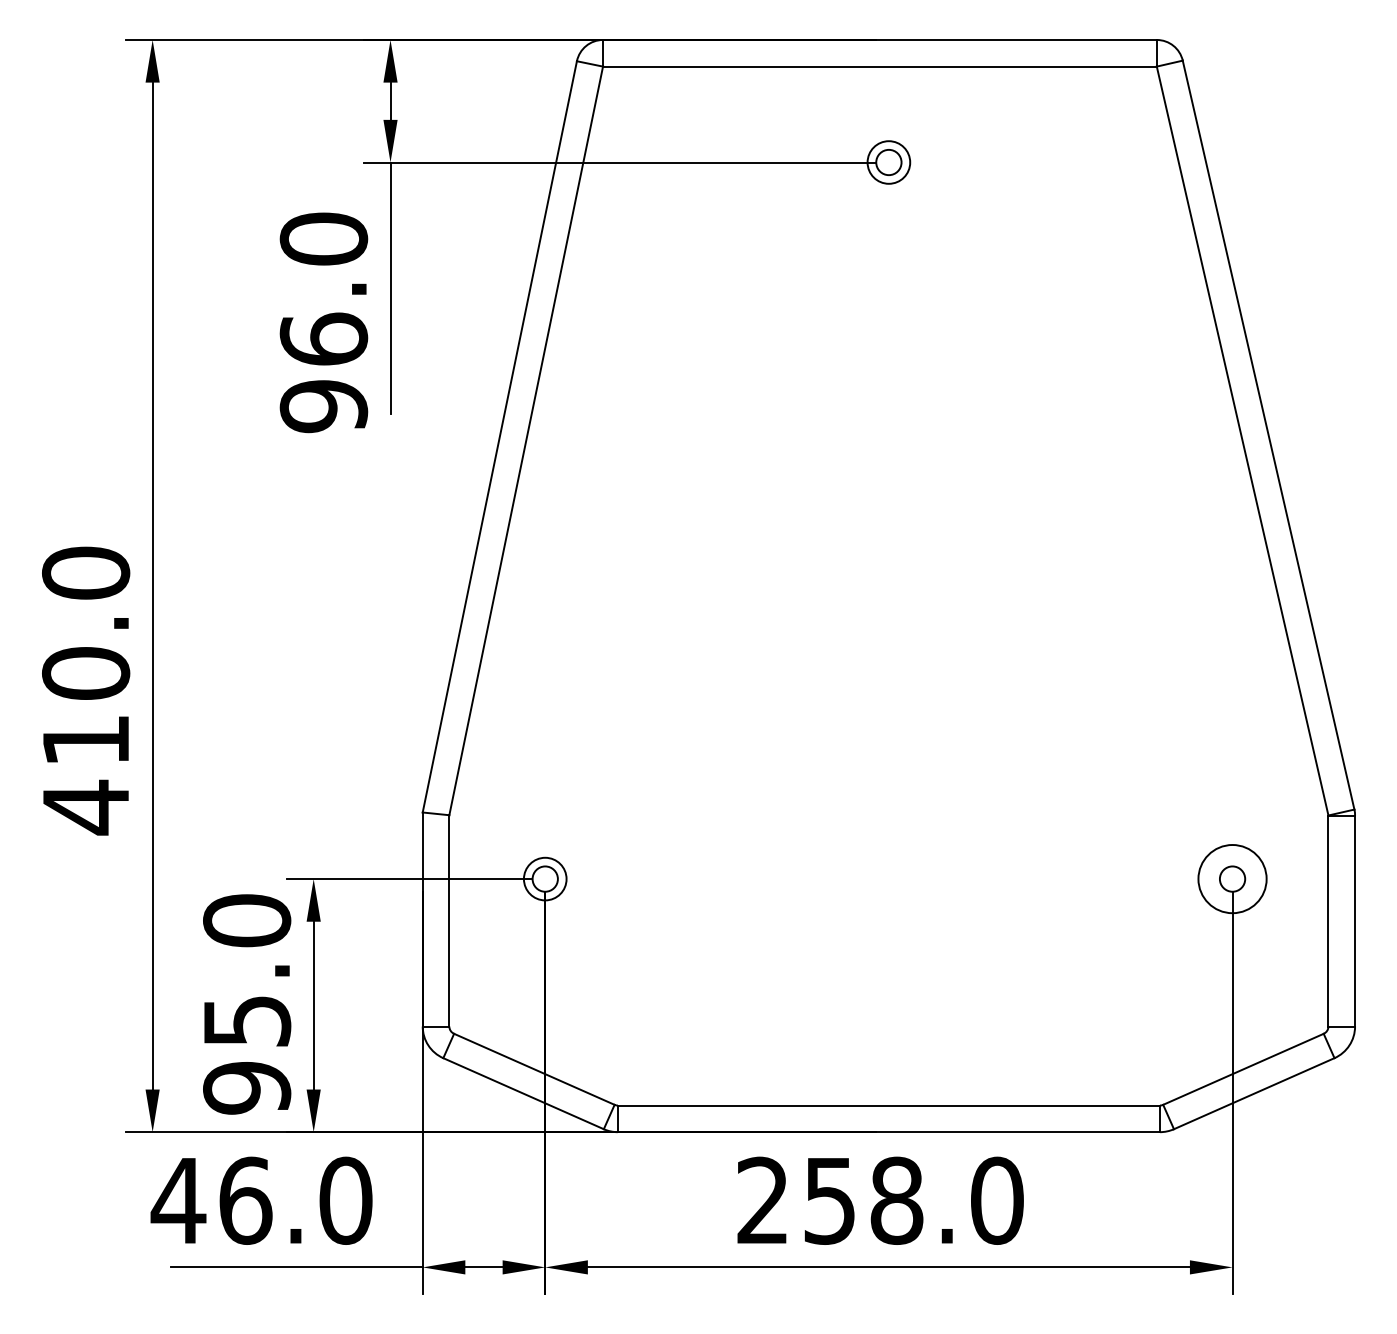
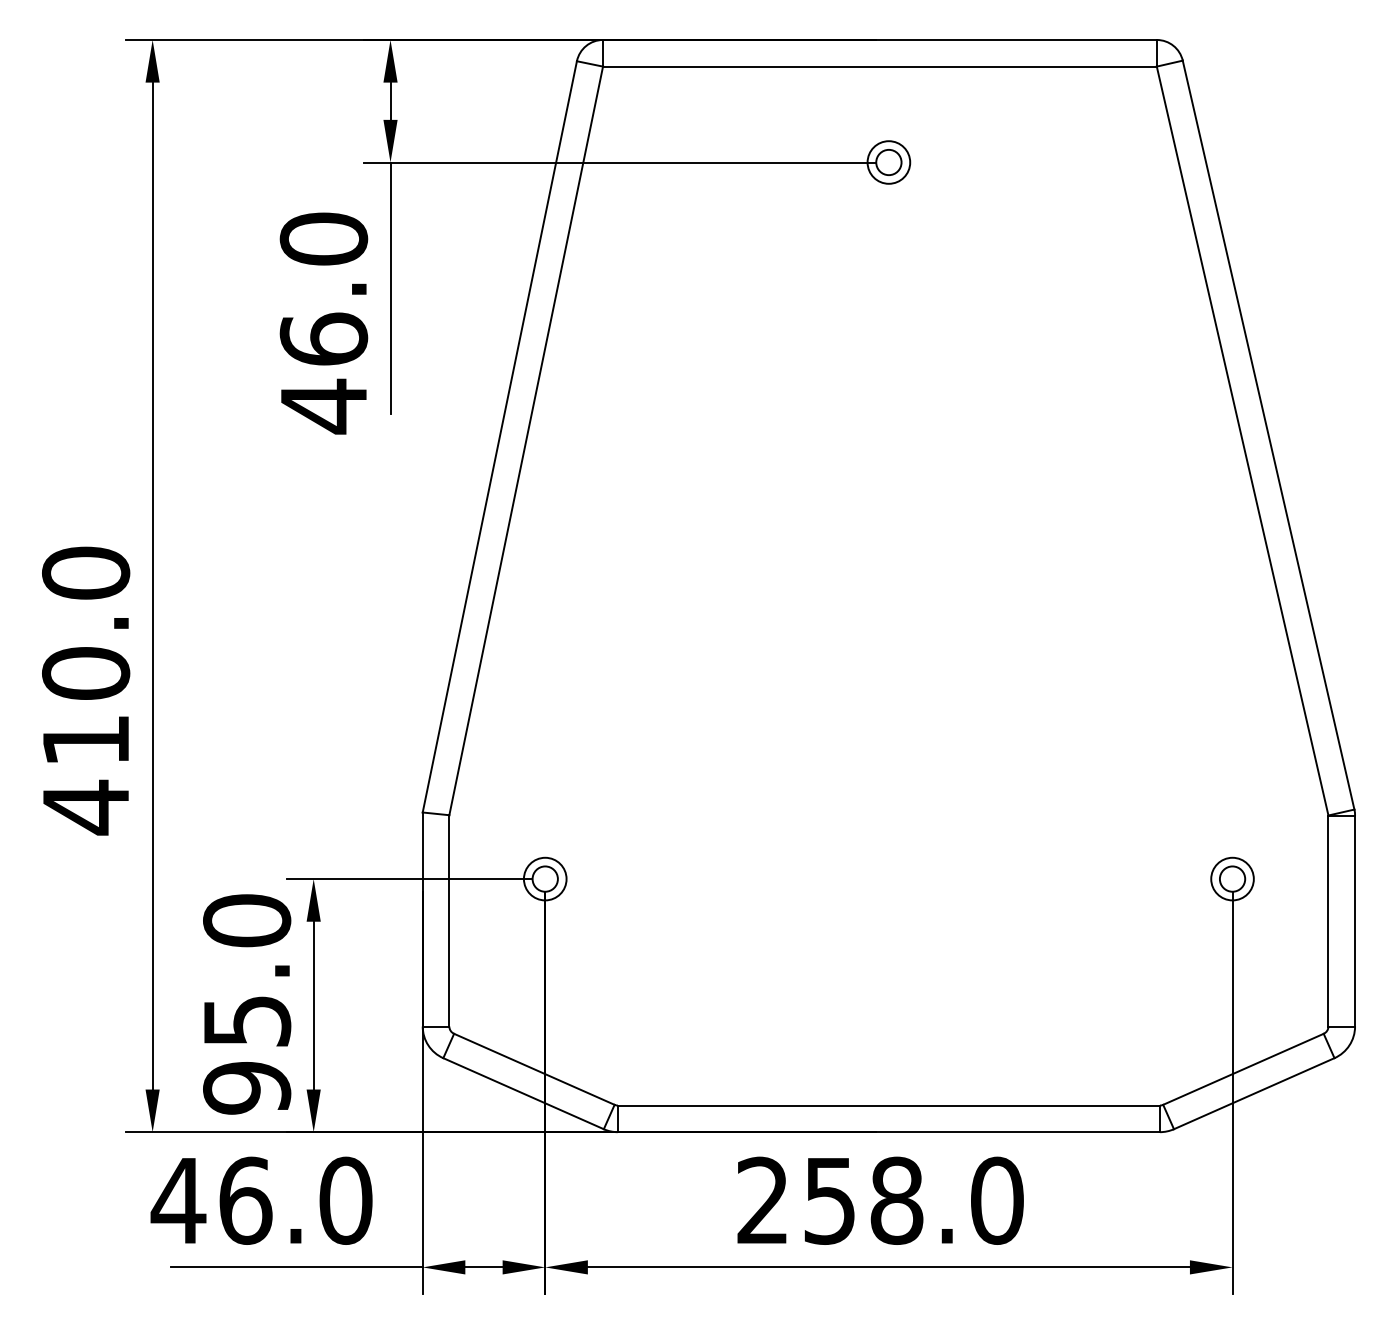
text: 96.0 -> 46.0 (323, 406)
circle diameter: 68 px -> 43 px (1232, 878)
